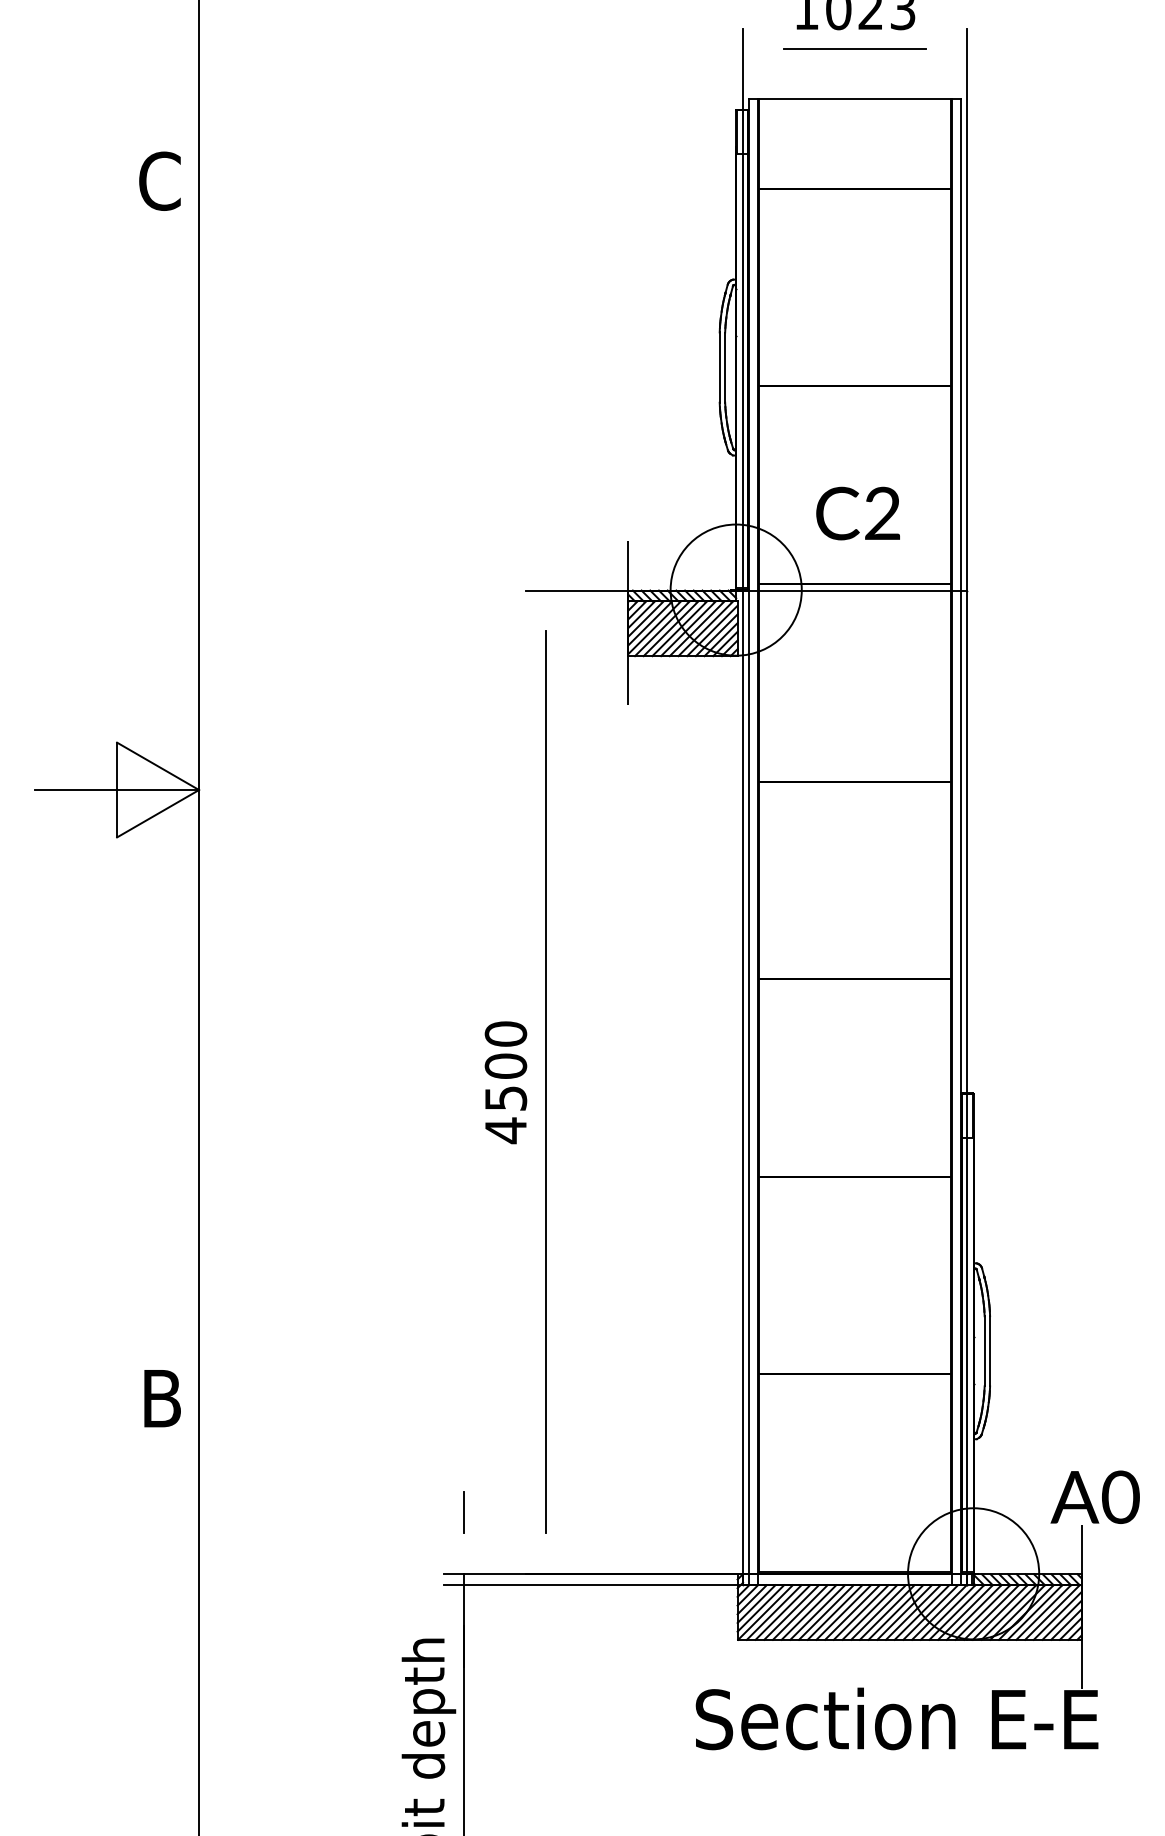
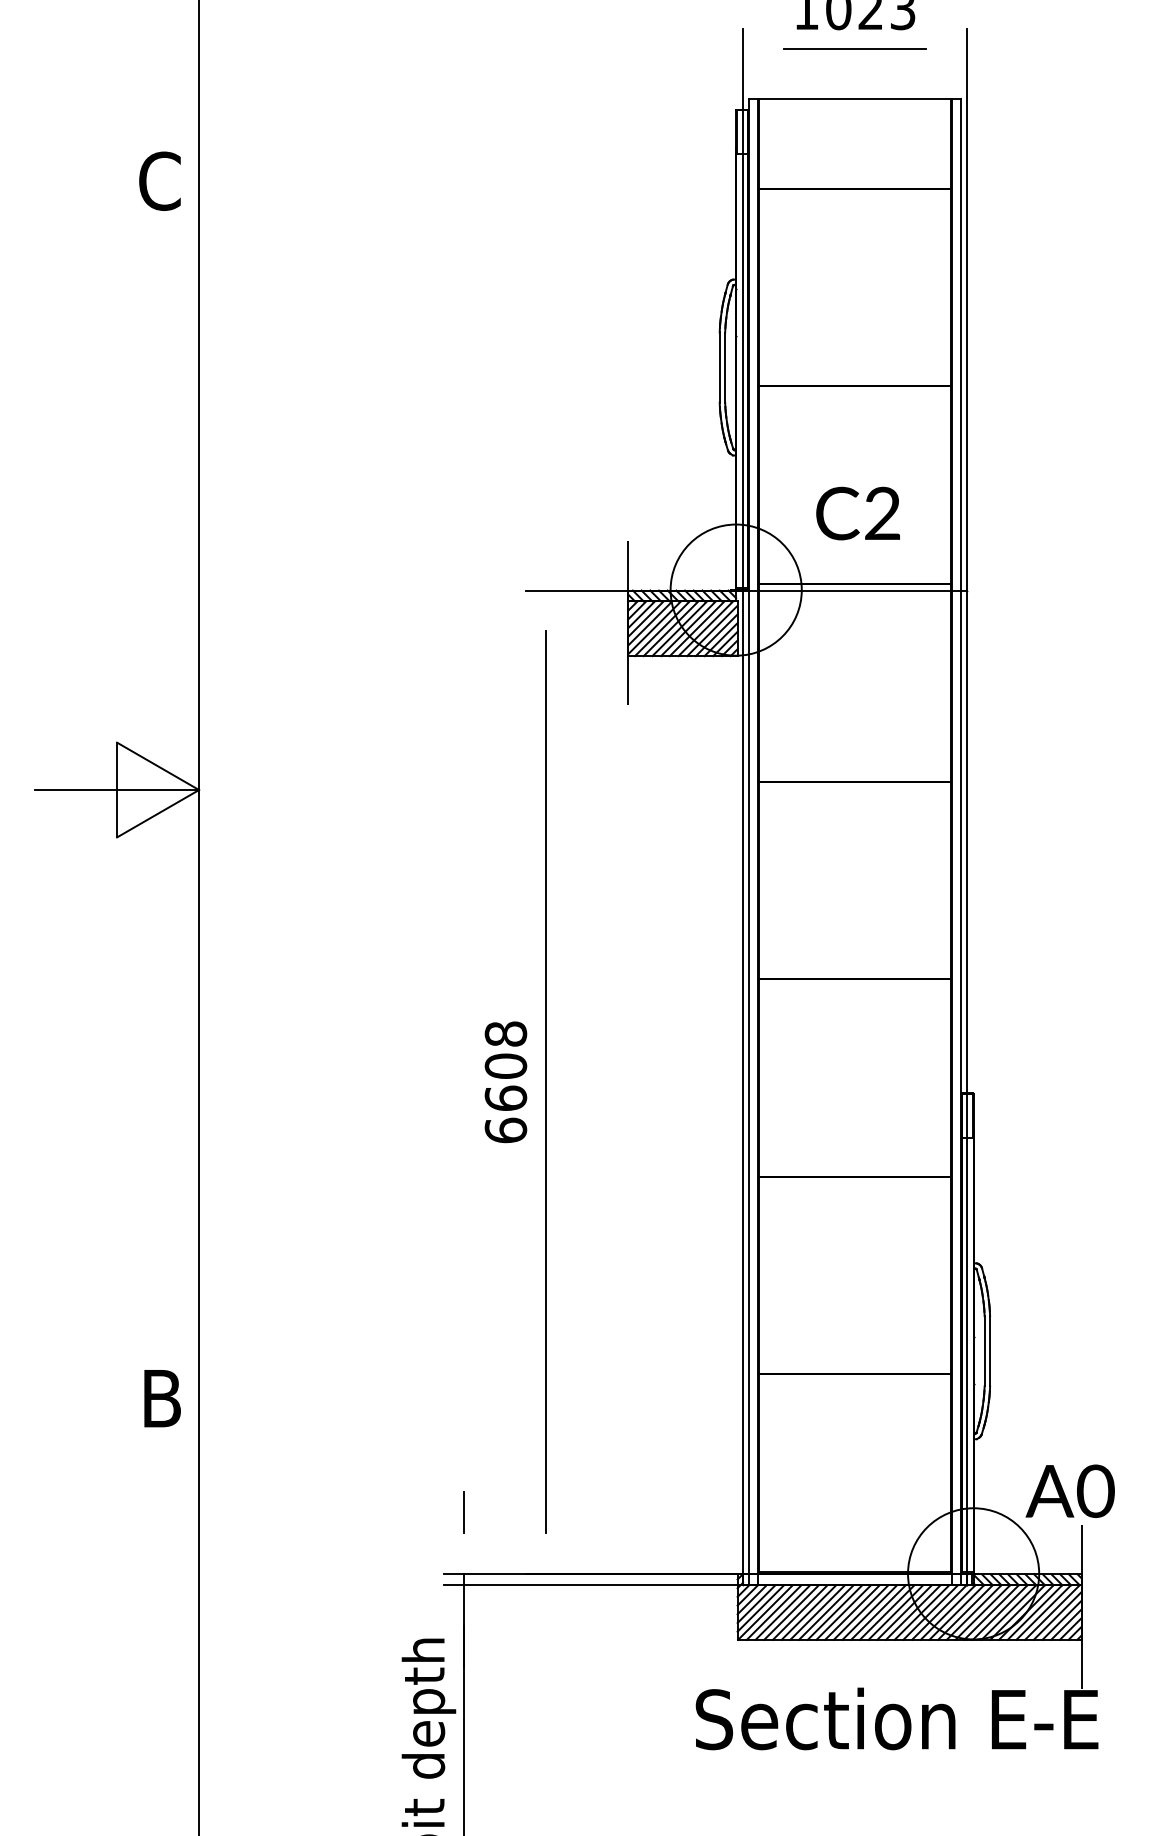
text: 4500 -> 6608 (505, 1082)
text position: (1094, 1496) -> (1069, 1490) (1069, 1490)
